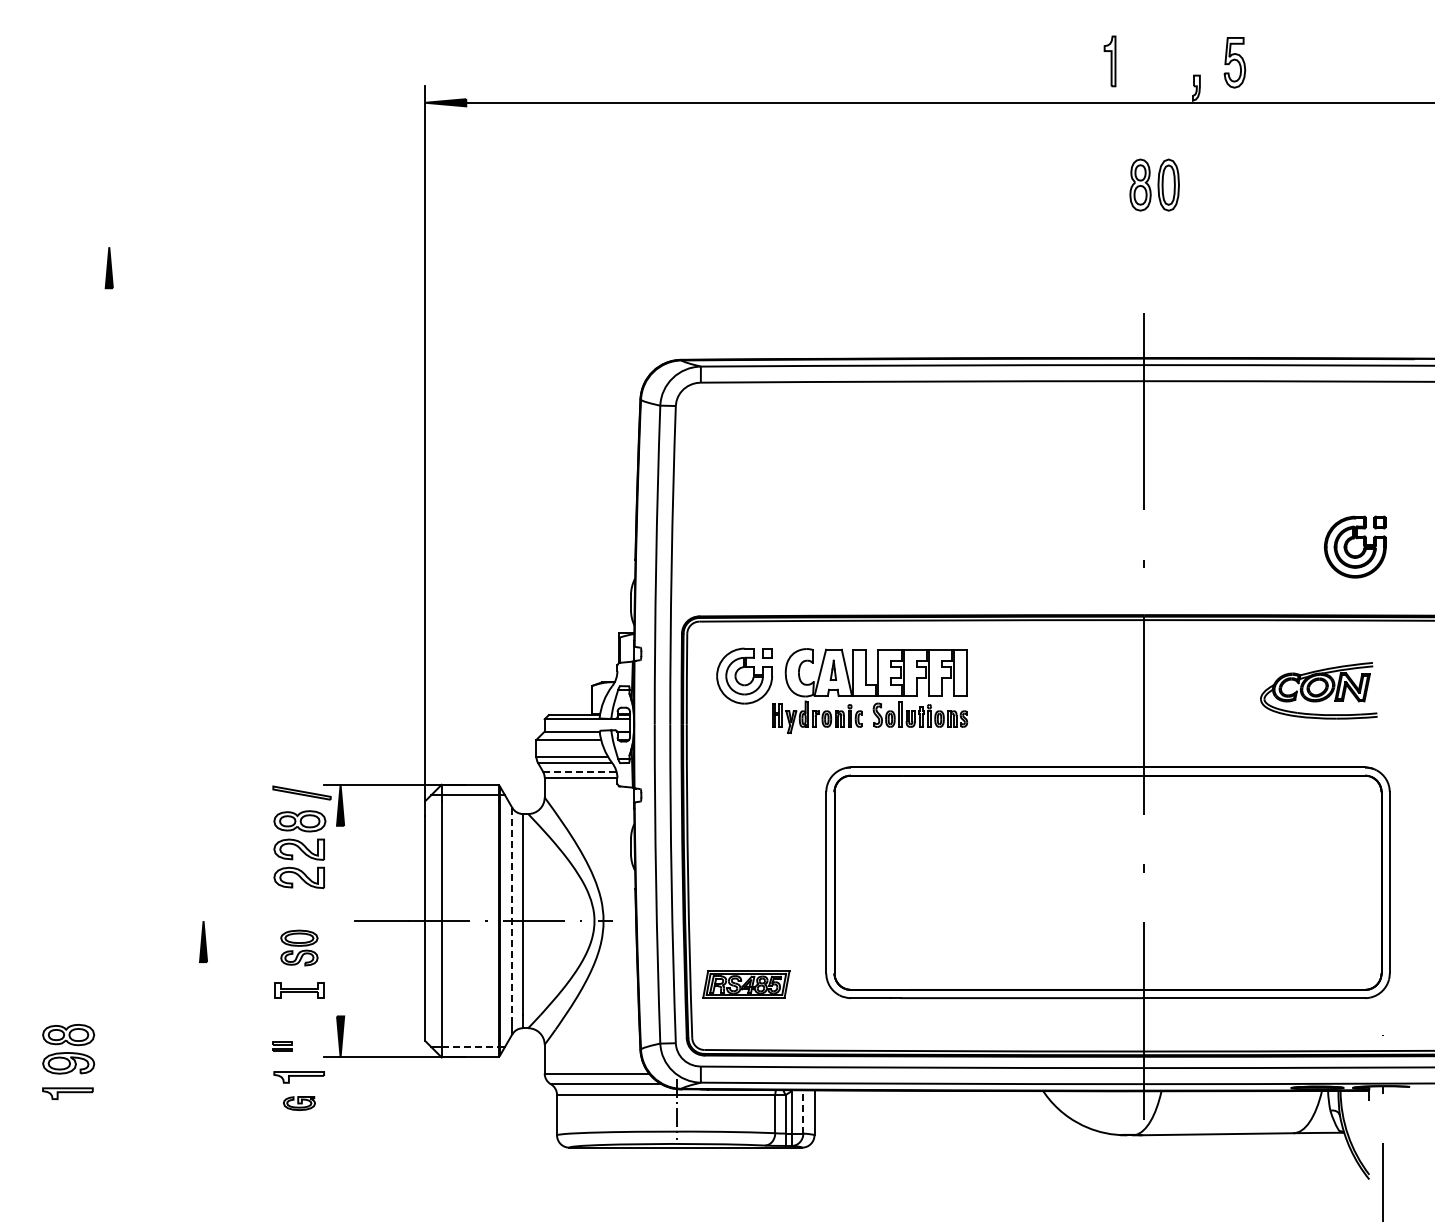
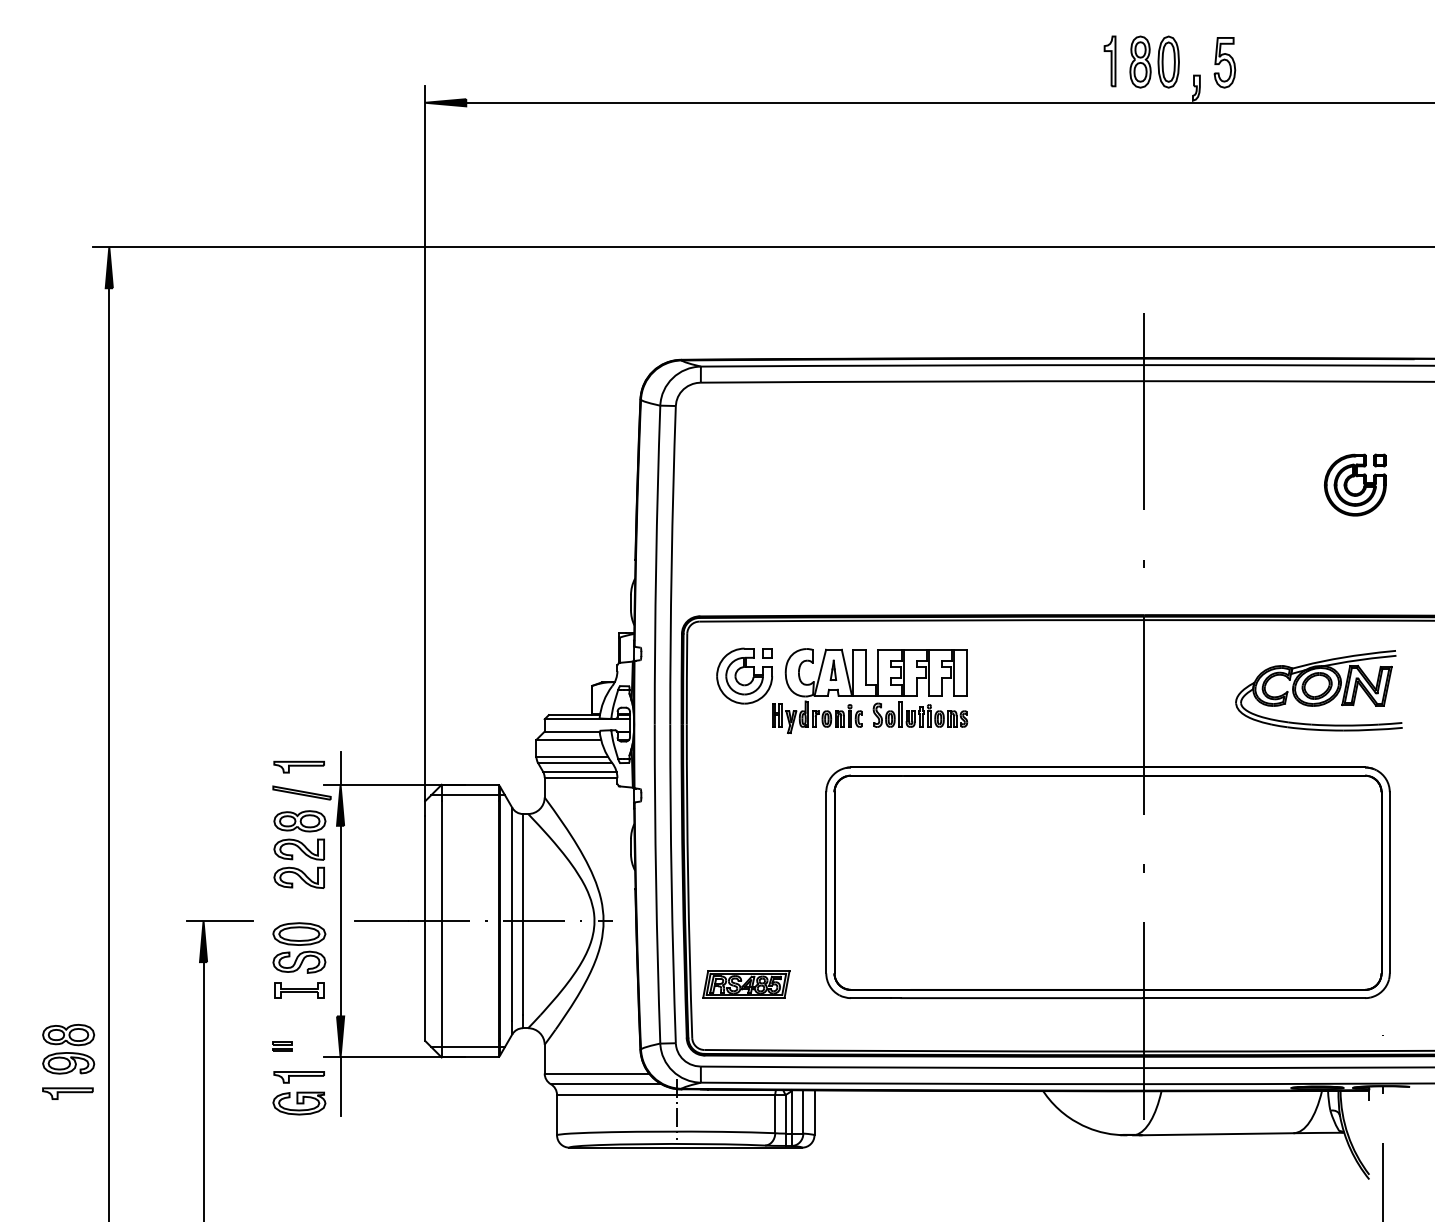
part position: (1234, 62) -> (1224, 62) (1224, 62)
part position: (1154, 184) -> (1154, 61) (1154, 61)
line: none -> present (761, 247)
part position: (1354, 546) -> (1354, 484) (1354, 484)
part size: 118x58 px -> 168x82 px (1318, 690)
line: none -> present (109, 753)
part: none -> present (298, 766)
line: none -> present (340, 768)
line: dashed -> solid (579, 771)
line: dashed -> solid (512, 914)
line: none -> present (340, 920)
line: none -> present (219, 921)
part size: 39x38 px -> 55x52 px (299, 947)
line: dashed -> solid (470, 1046)
line: none -> present (340, 1086)
line: none -> present (203, 1090)
part size: 33x15 px -> 55x25 px (299, 1103)
line: dashed -> solid (803, 1111)
